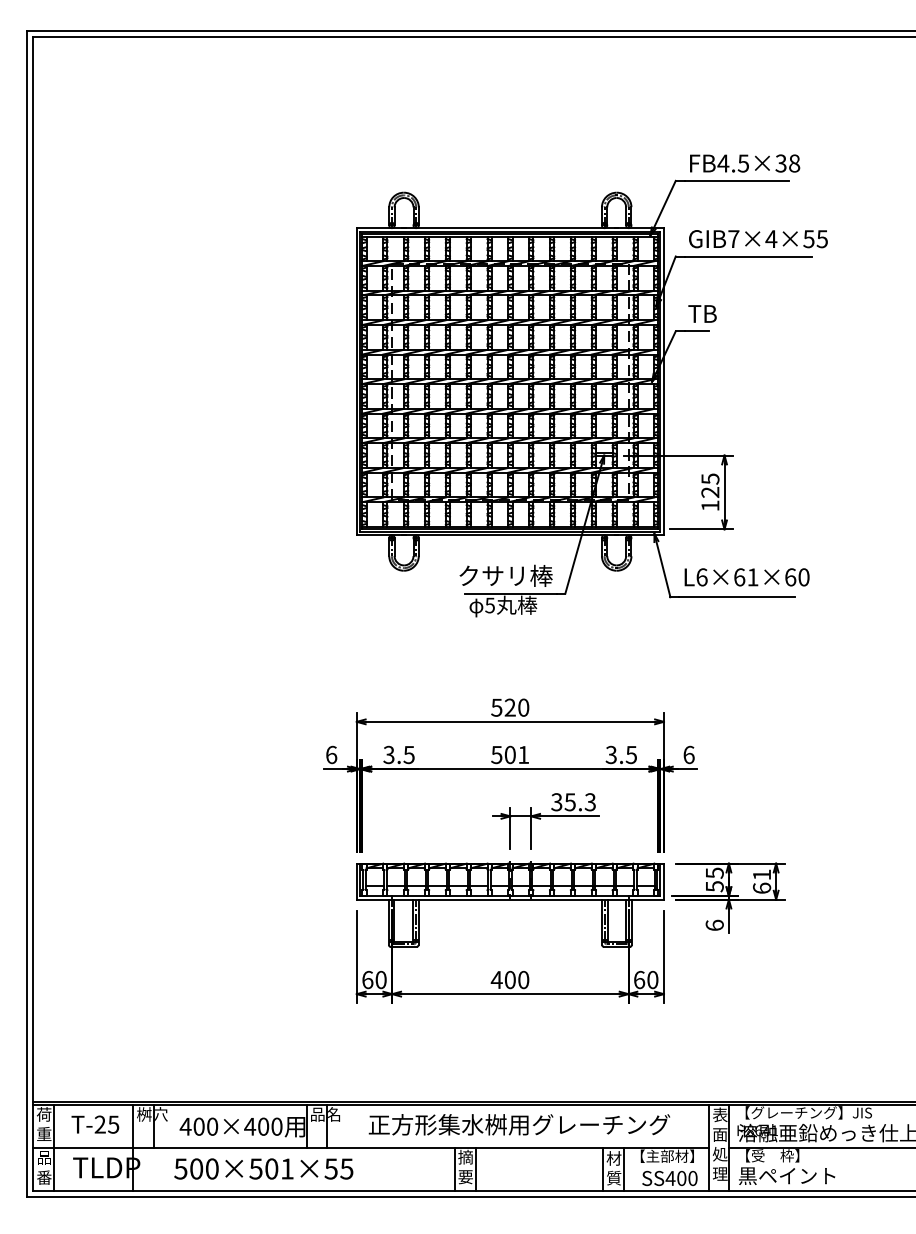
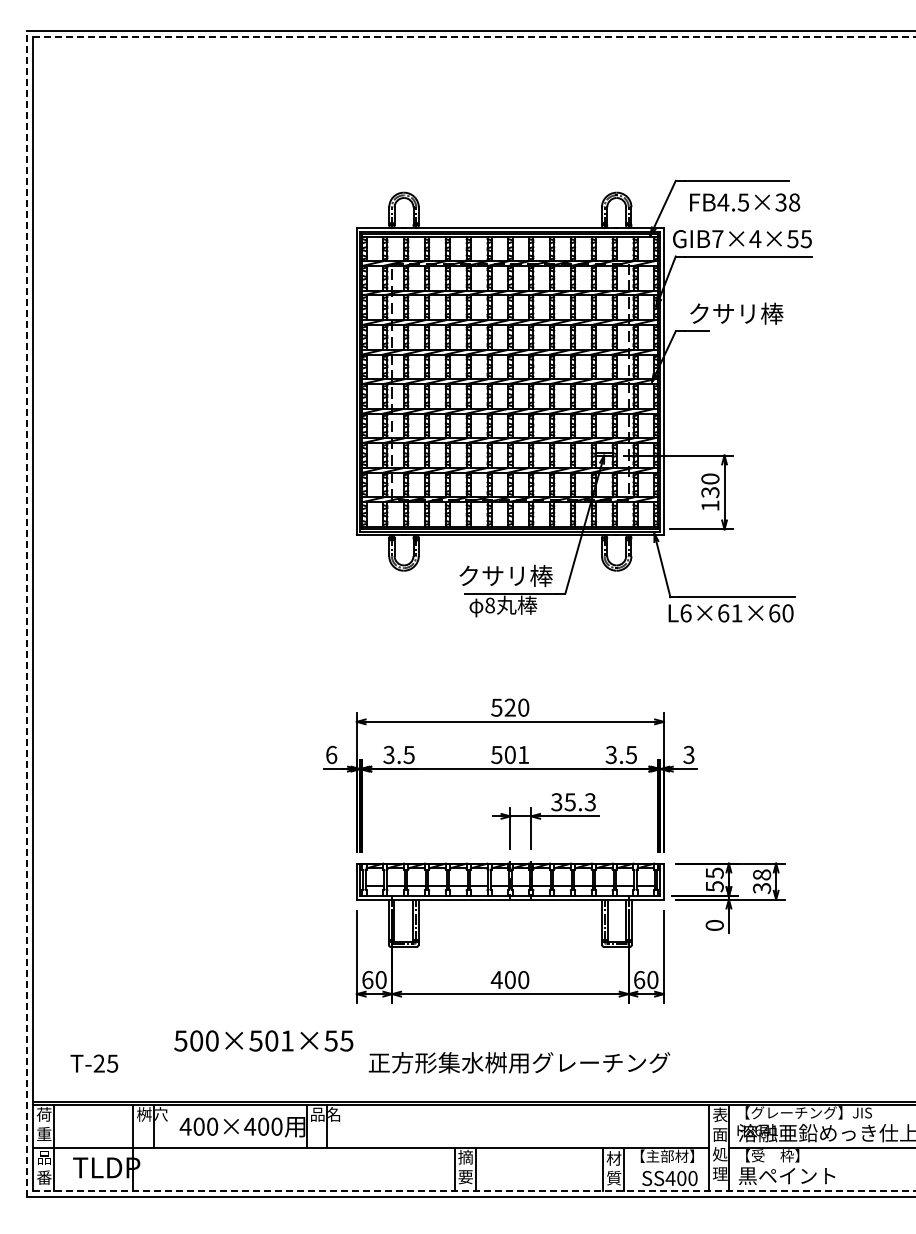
line: solid -> dashed (475, 37)
text position: (745, 163) -> (745, 202) (745, 202)
text position: (758, 239) -> (742, 239) (742, 239)
text: TB -> クサリ棒 (735, 313)
text: 125 -> 130 (710, 485)
text position: (746, 577) -> (730, 613) (730, 613)
text: 5 -> 8 (489, 605)
line: solid -> dashed (27, 614)
text: 6 -> 3 (688, 754)
text: 61 -> 38 (762, 881)
text: 6 -> 0 (714, 924)
text position: (95, 1124) -> (94, 1063) (94, 1063)
text position: (519, 1124) -> (519, 1062) (519, 1062)
text position: (263, 1168) -> (263, 1040) (263, 1040)
line: solid -> dashed (475, 1191)
